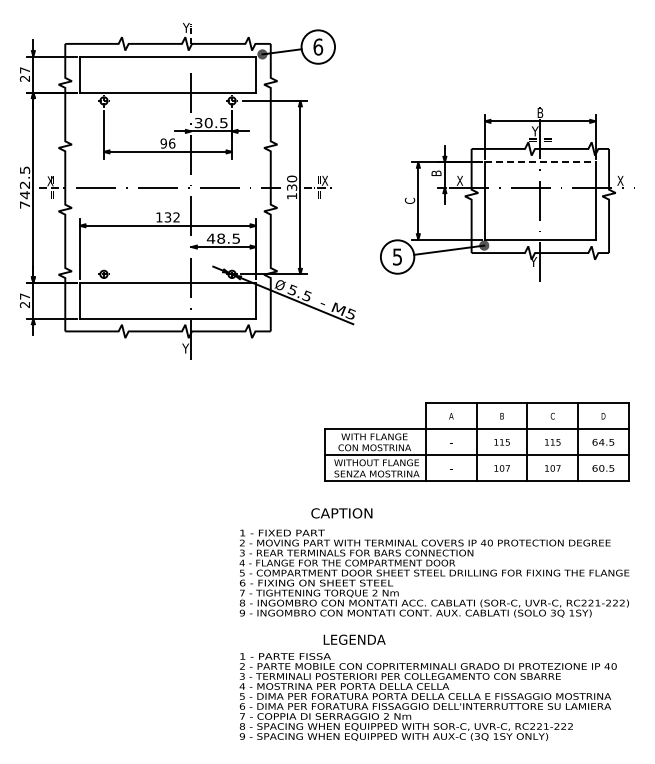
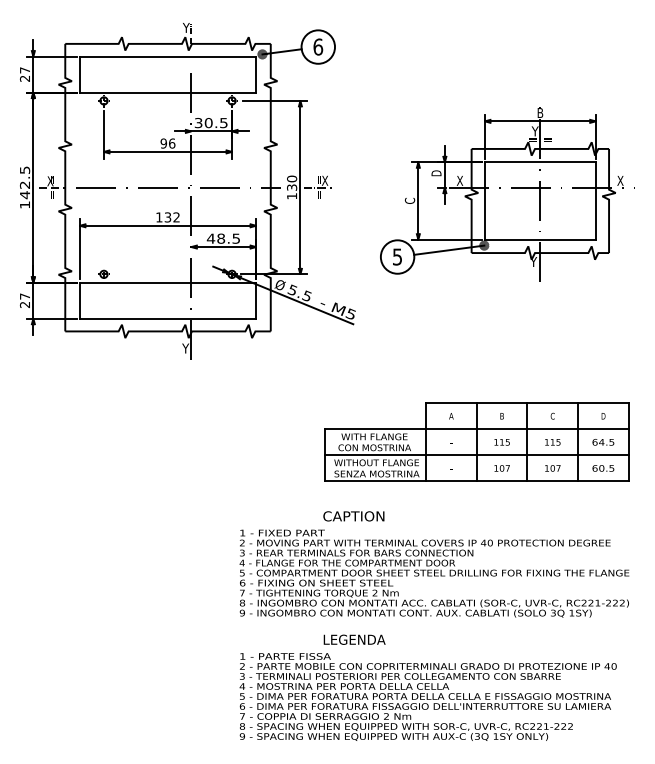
line: dashed -> solid (540, 162)
text: B -> D (436, 173)
text: 742.5 -> 142.5 (24, 204)
text position: (341, 513) -> (353, 516) (353, 516)
